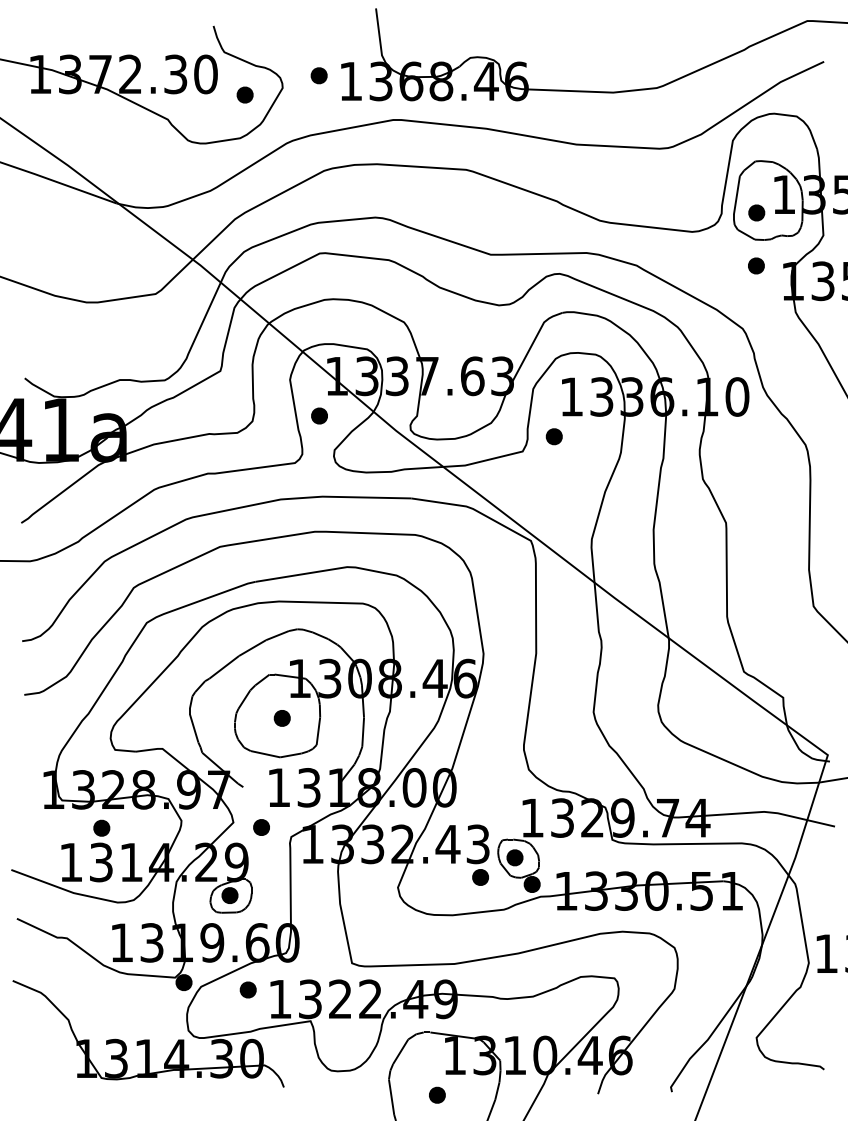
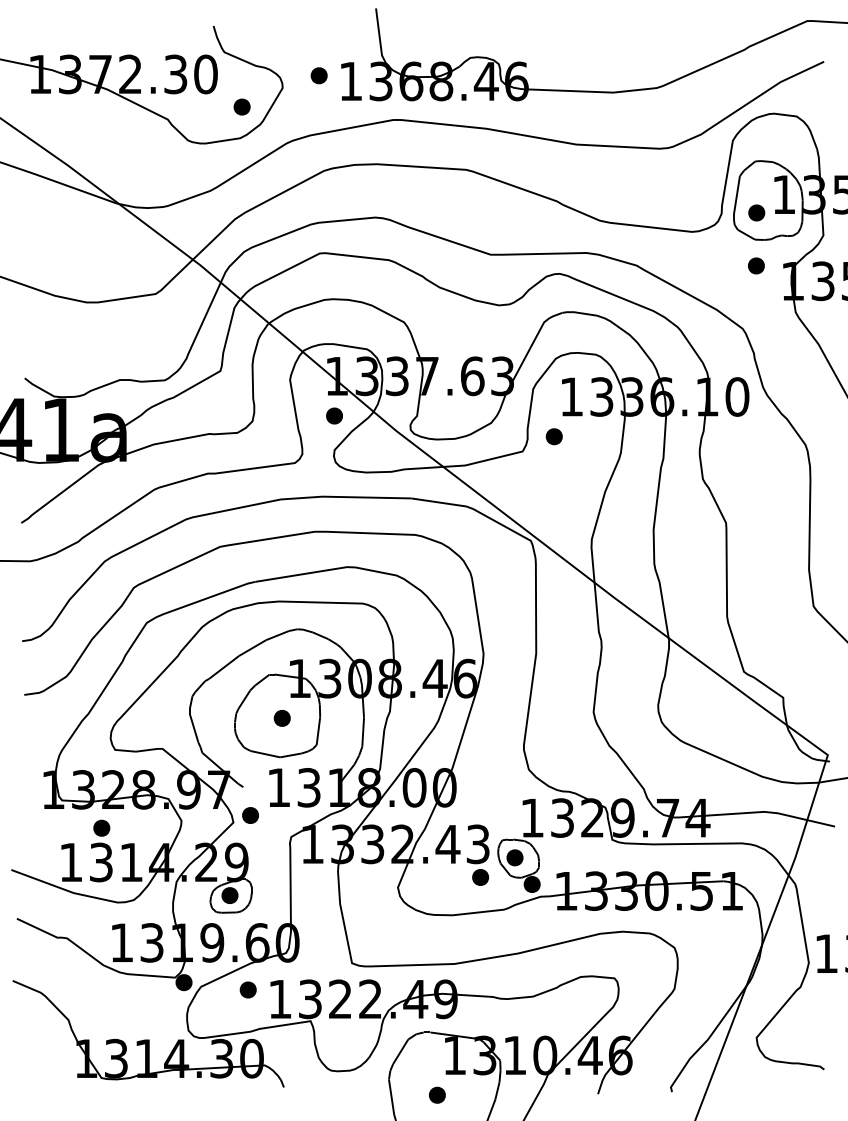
part position: (244, 94) -> (241, 106) (241, 106)
part position: (319, 415) -> (334, 415) (334, 415)
part position: (261, 827) -> (250, 815) (250, 815)
